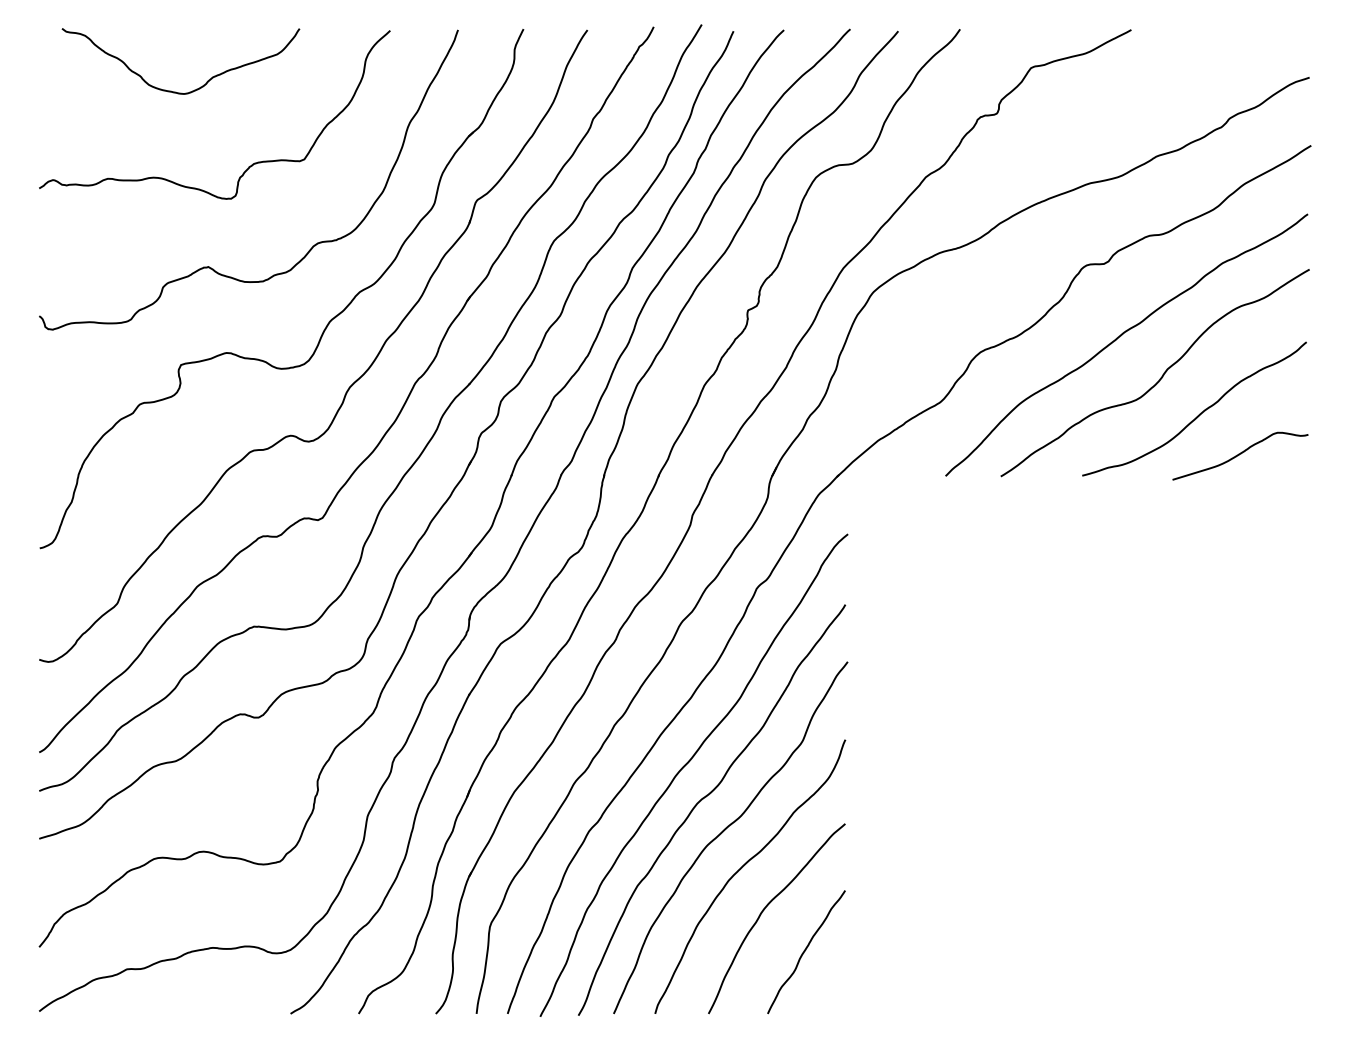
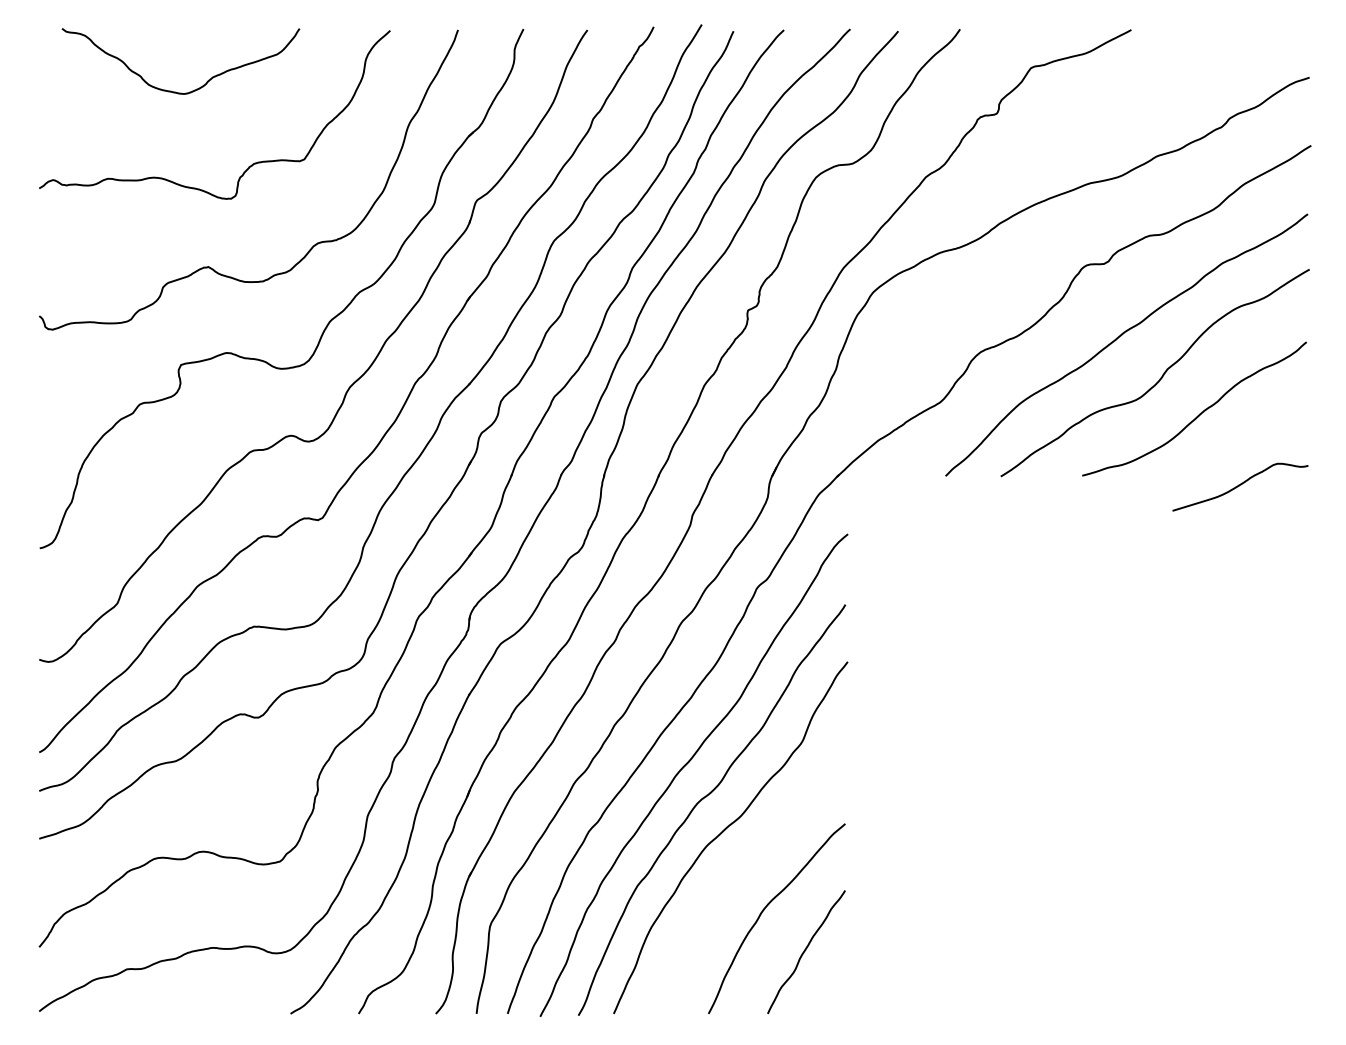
curve position: (1240, 454) -> (1240, 485) (1240, 485)
curve: present -> none (742, 868)
